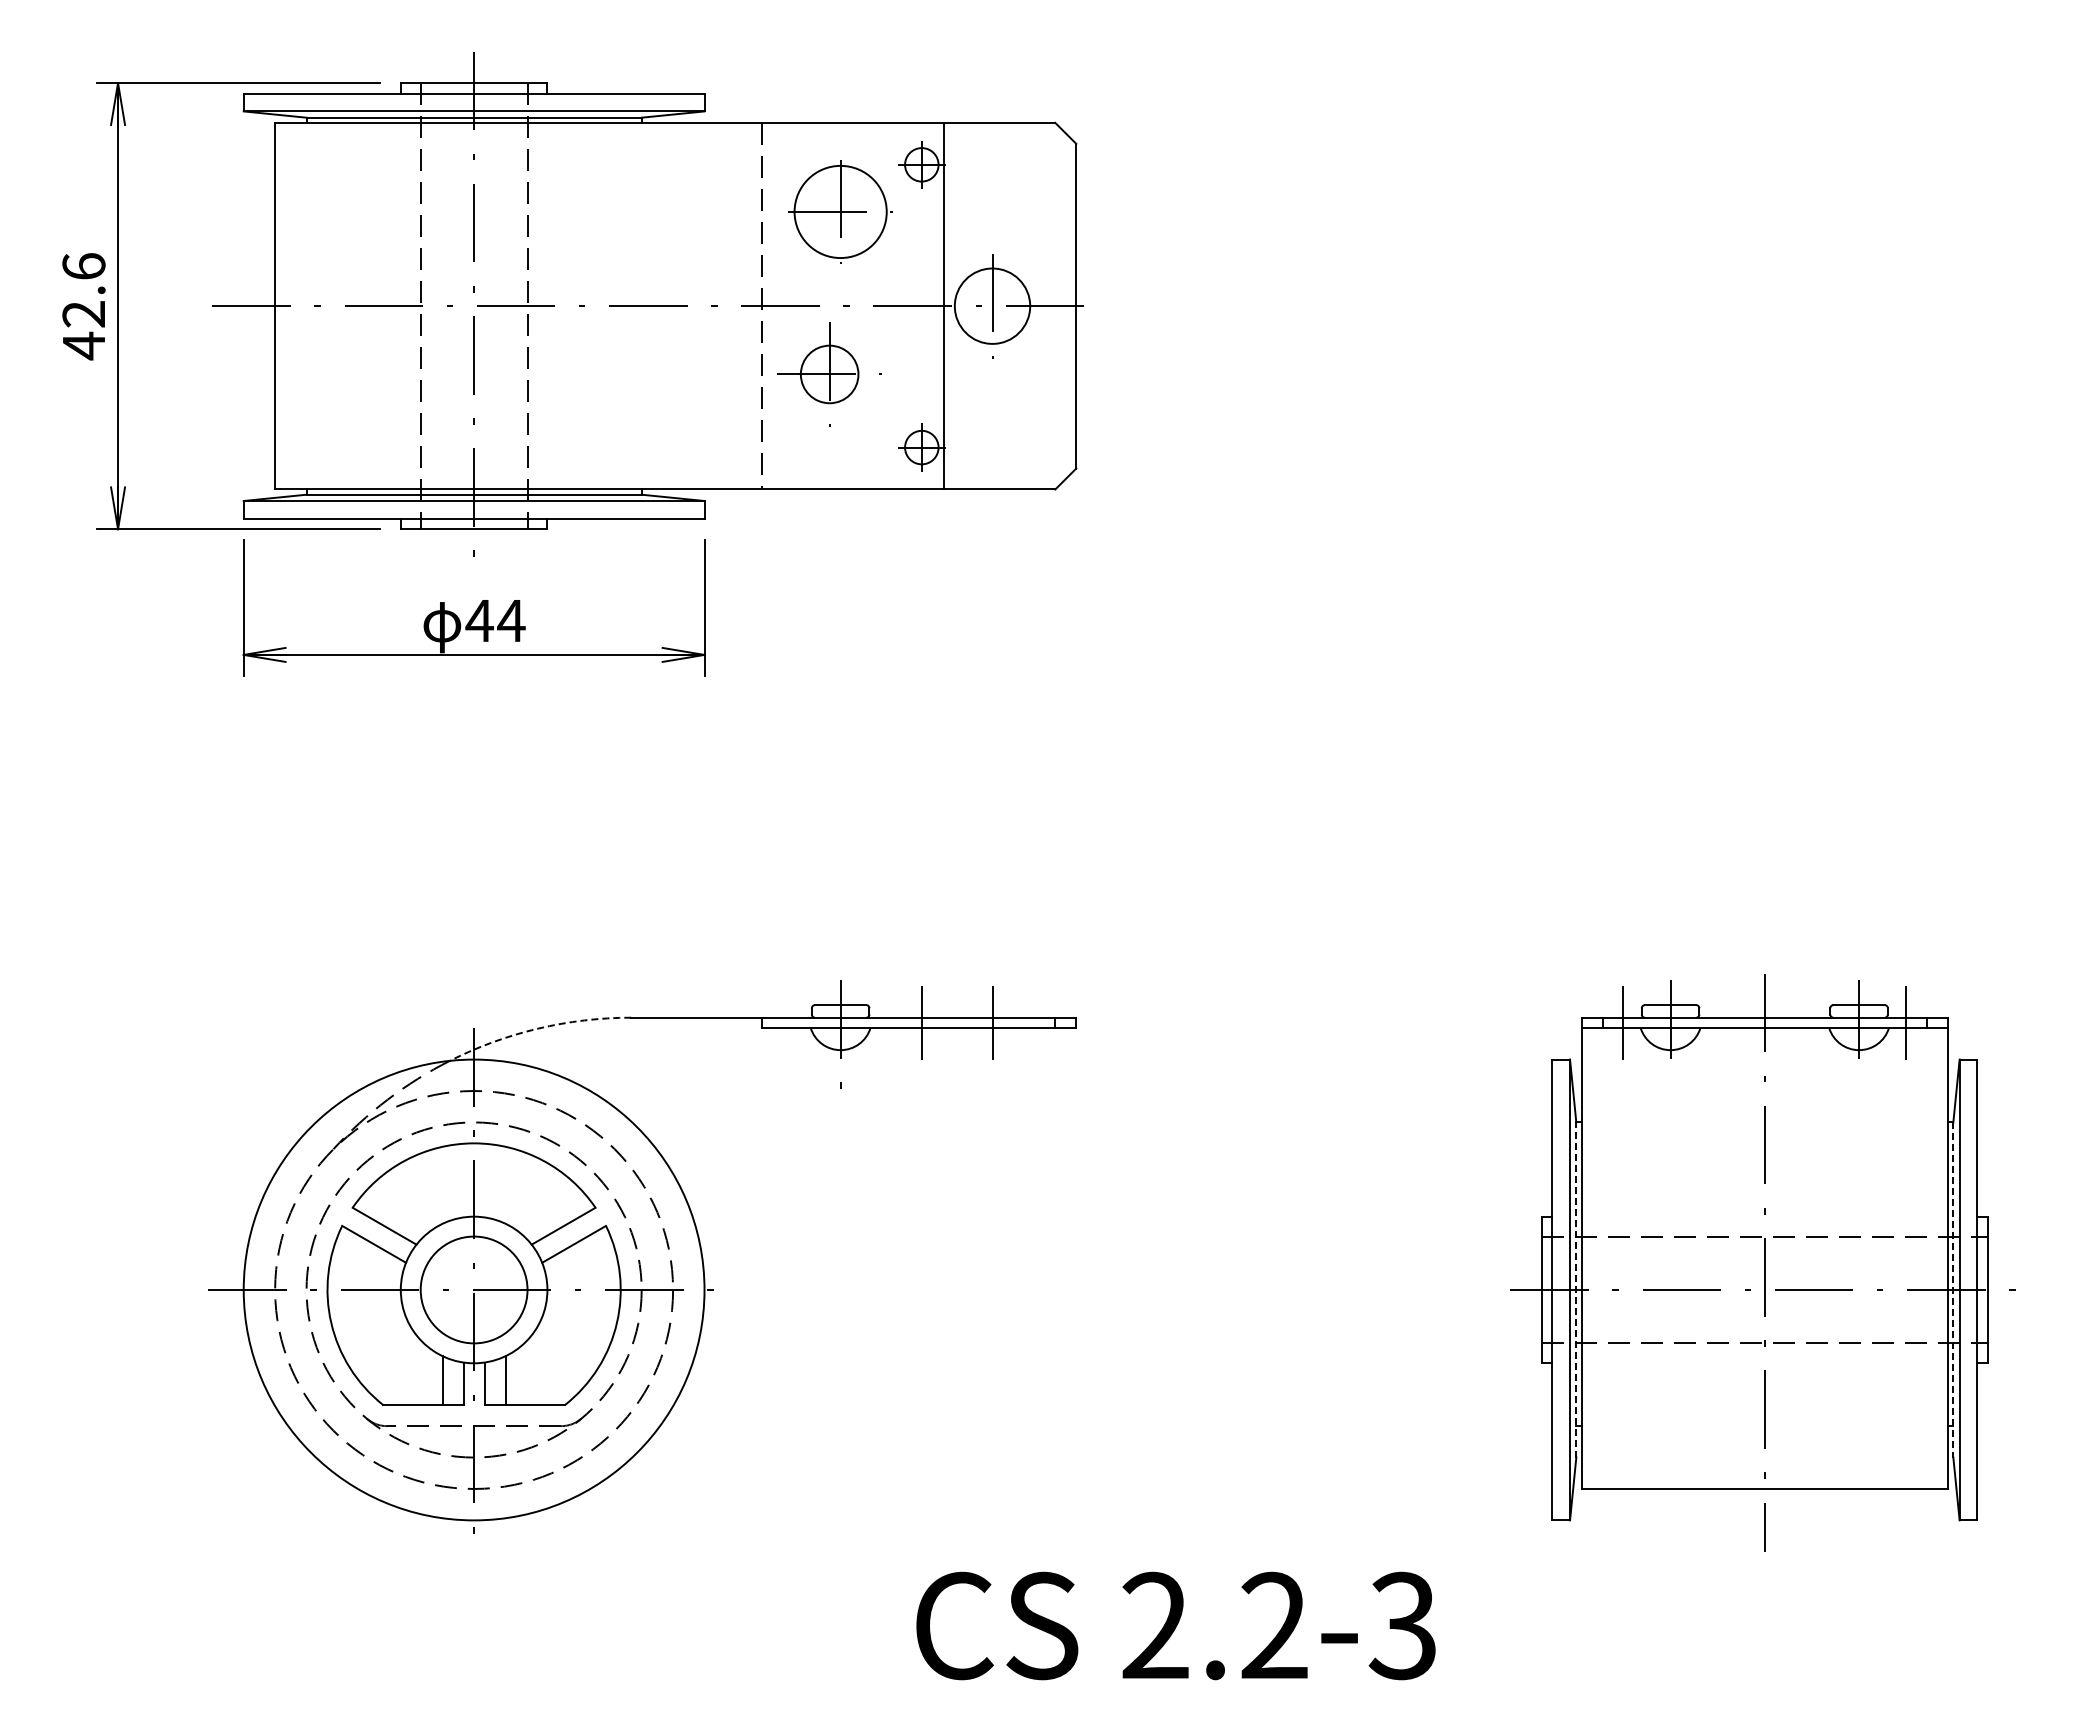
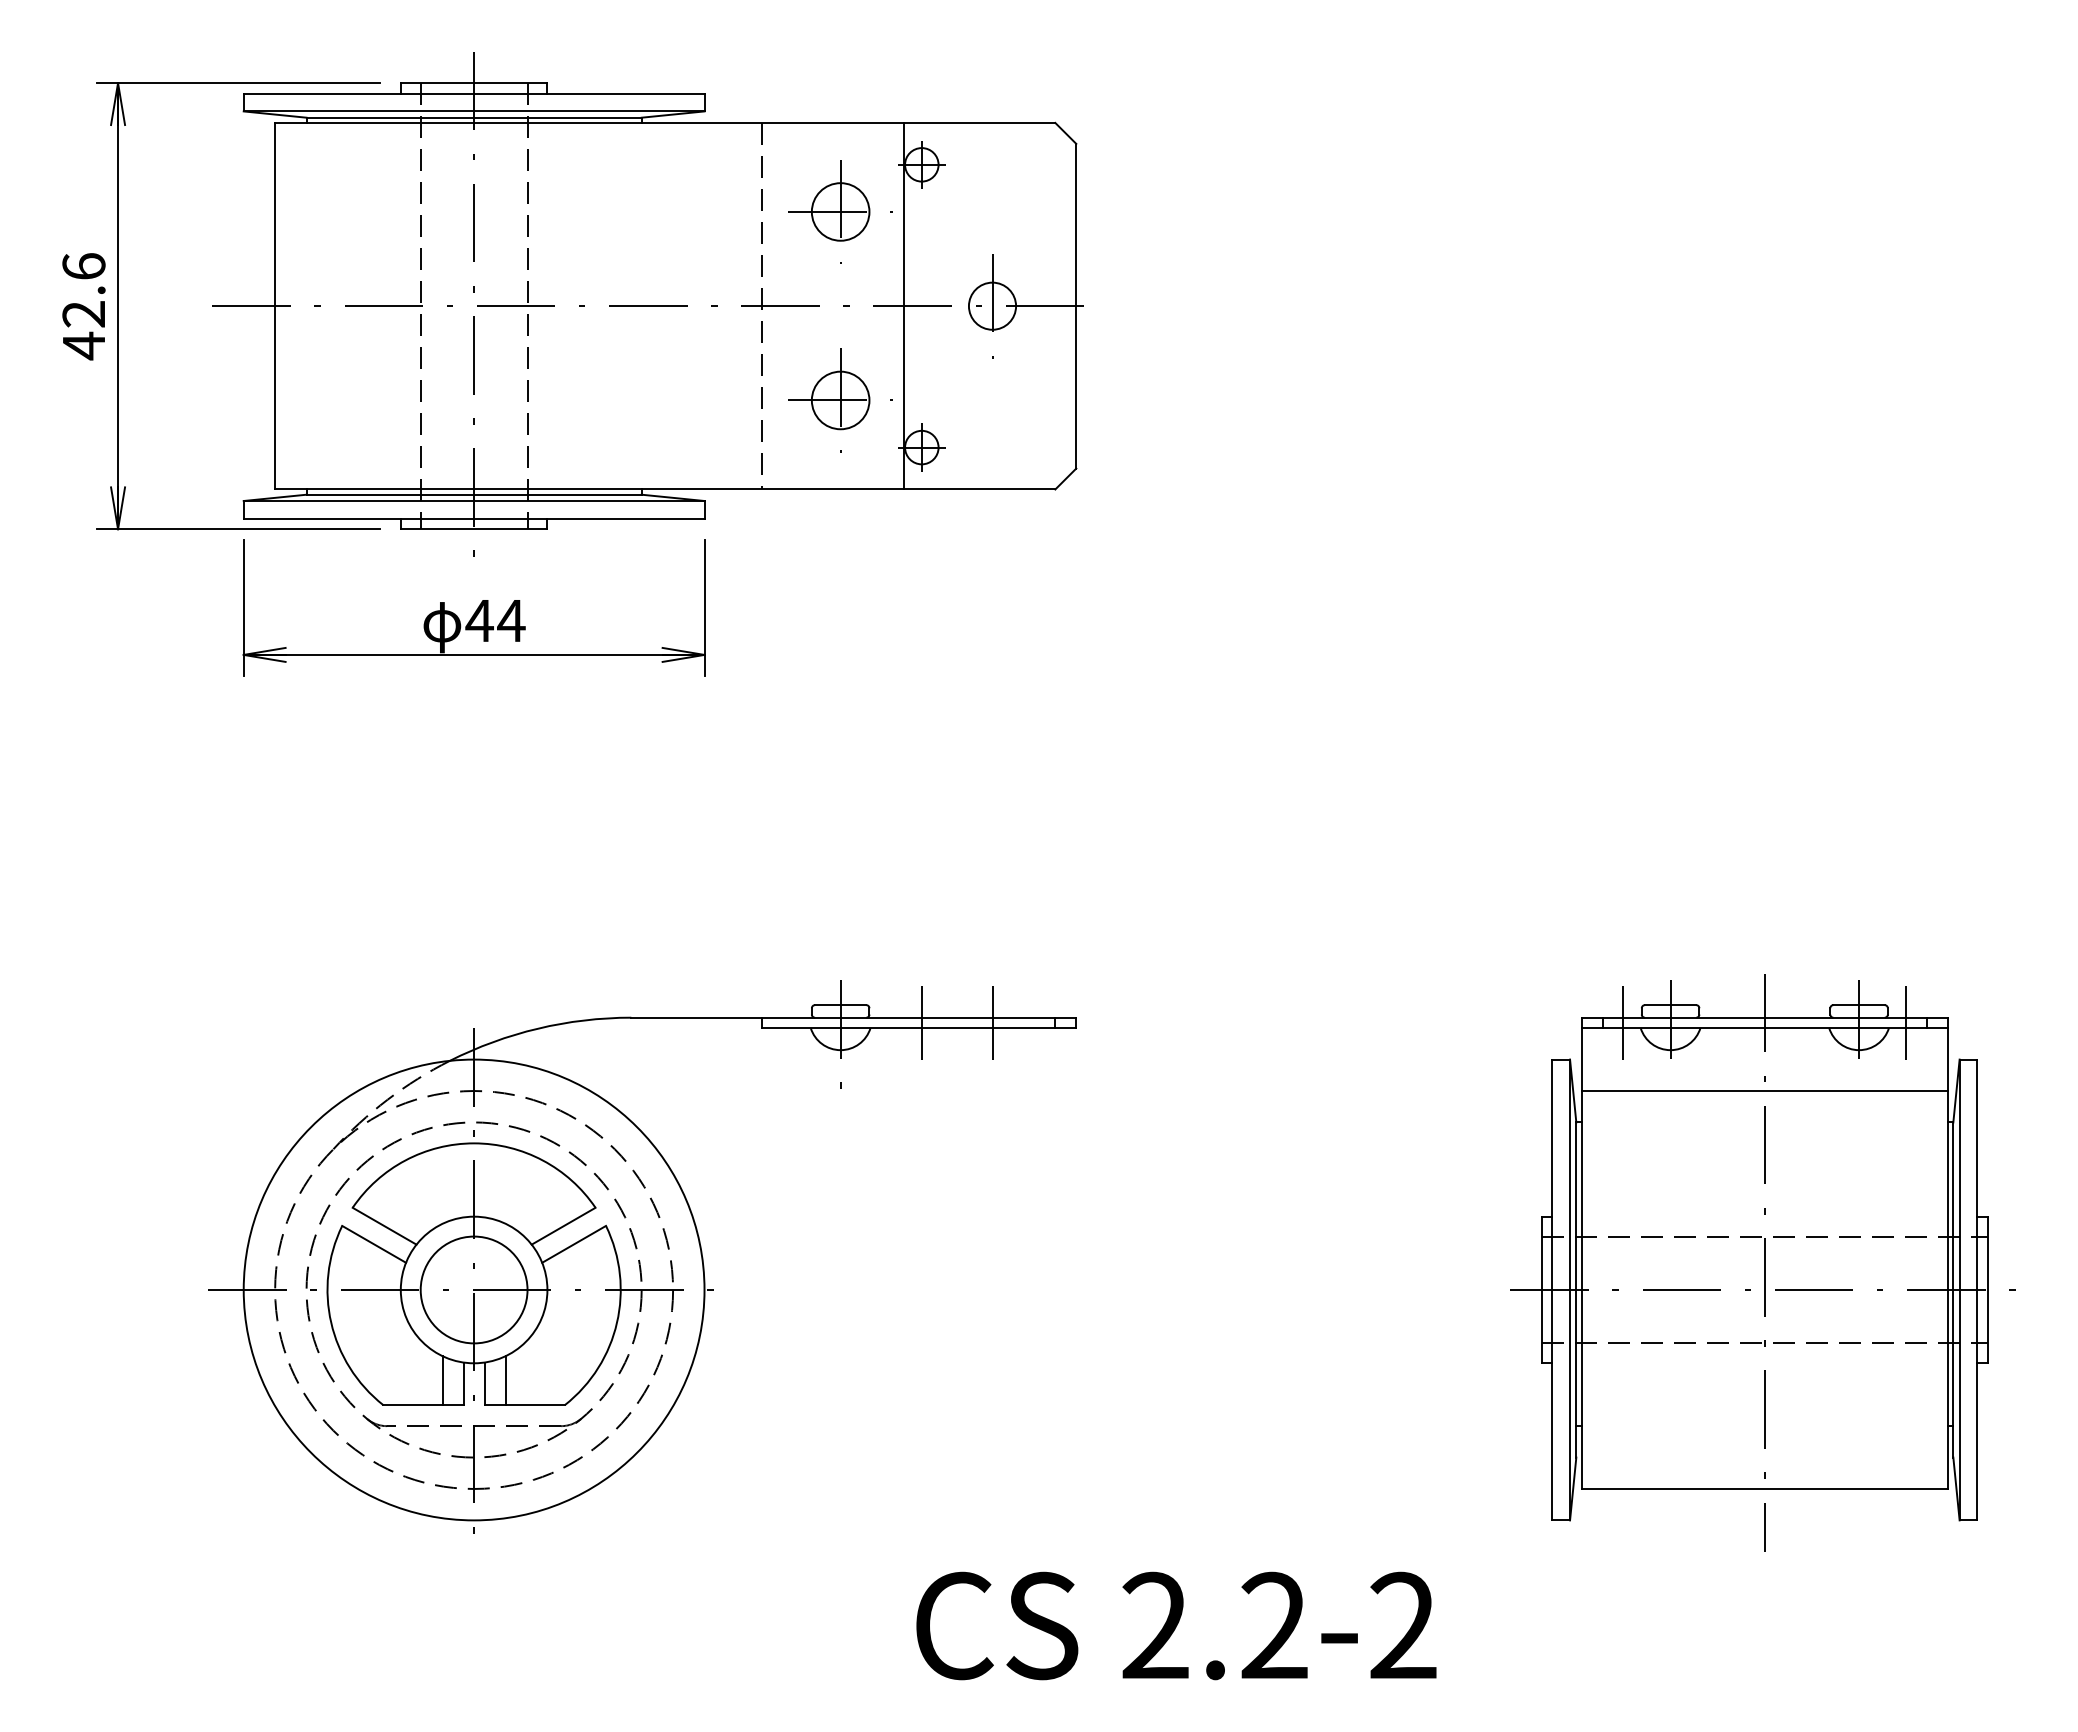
circle diameter: 92 px -> 58 px (840, 211)
line position: (943, 305) -> (903, 305) (903, 305)
circle diameter: 75 px -> 47 px (992, 305)
part position: (829, 374) -> (840, 400) (840, 400)
arc: dashed -> solid (538, 1028)
line: none -> present (1764, 1091)
line: dashed -> solid (1576, 1289)
line: dashed -> solid (1953, 1289)
text: 2.2-3 -> 2.2-2 (1402, 1626)
